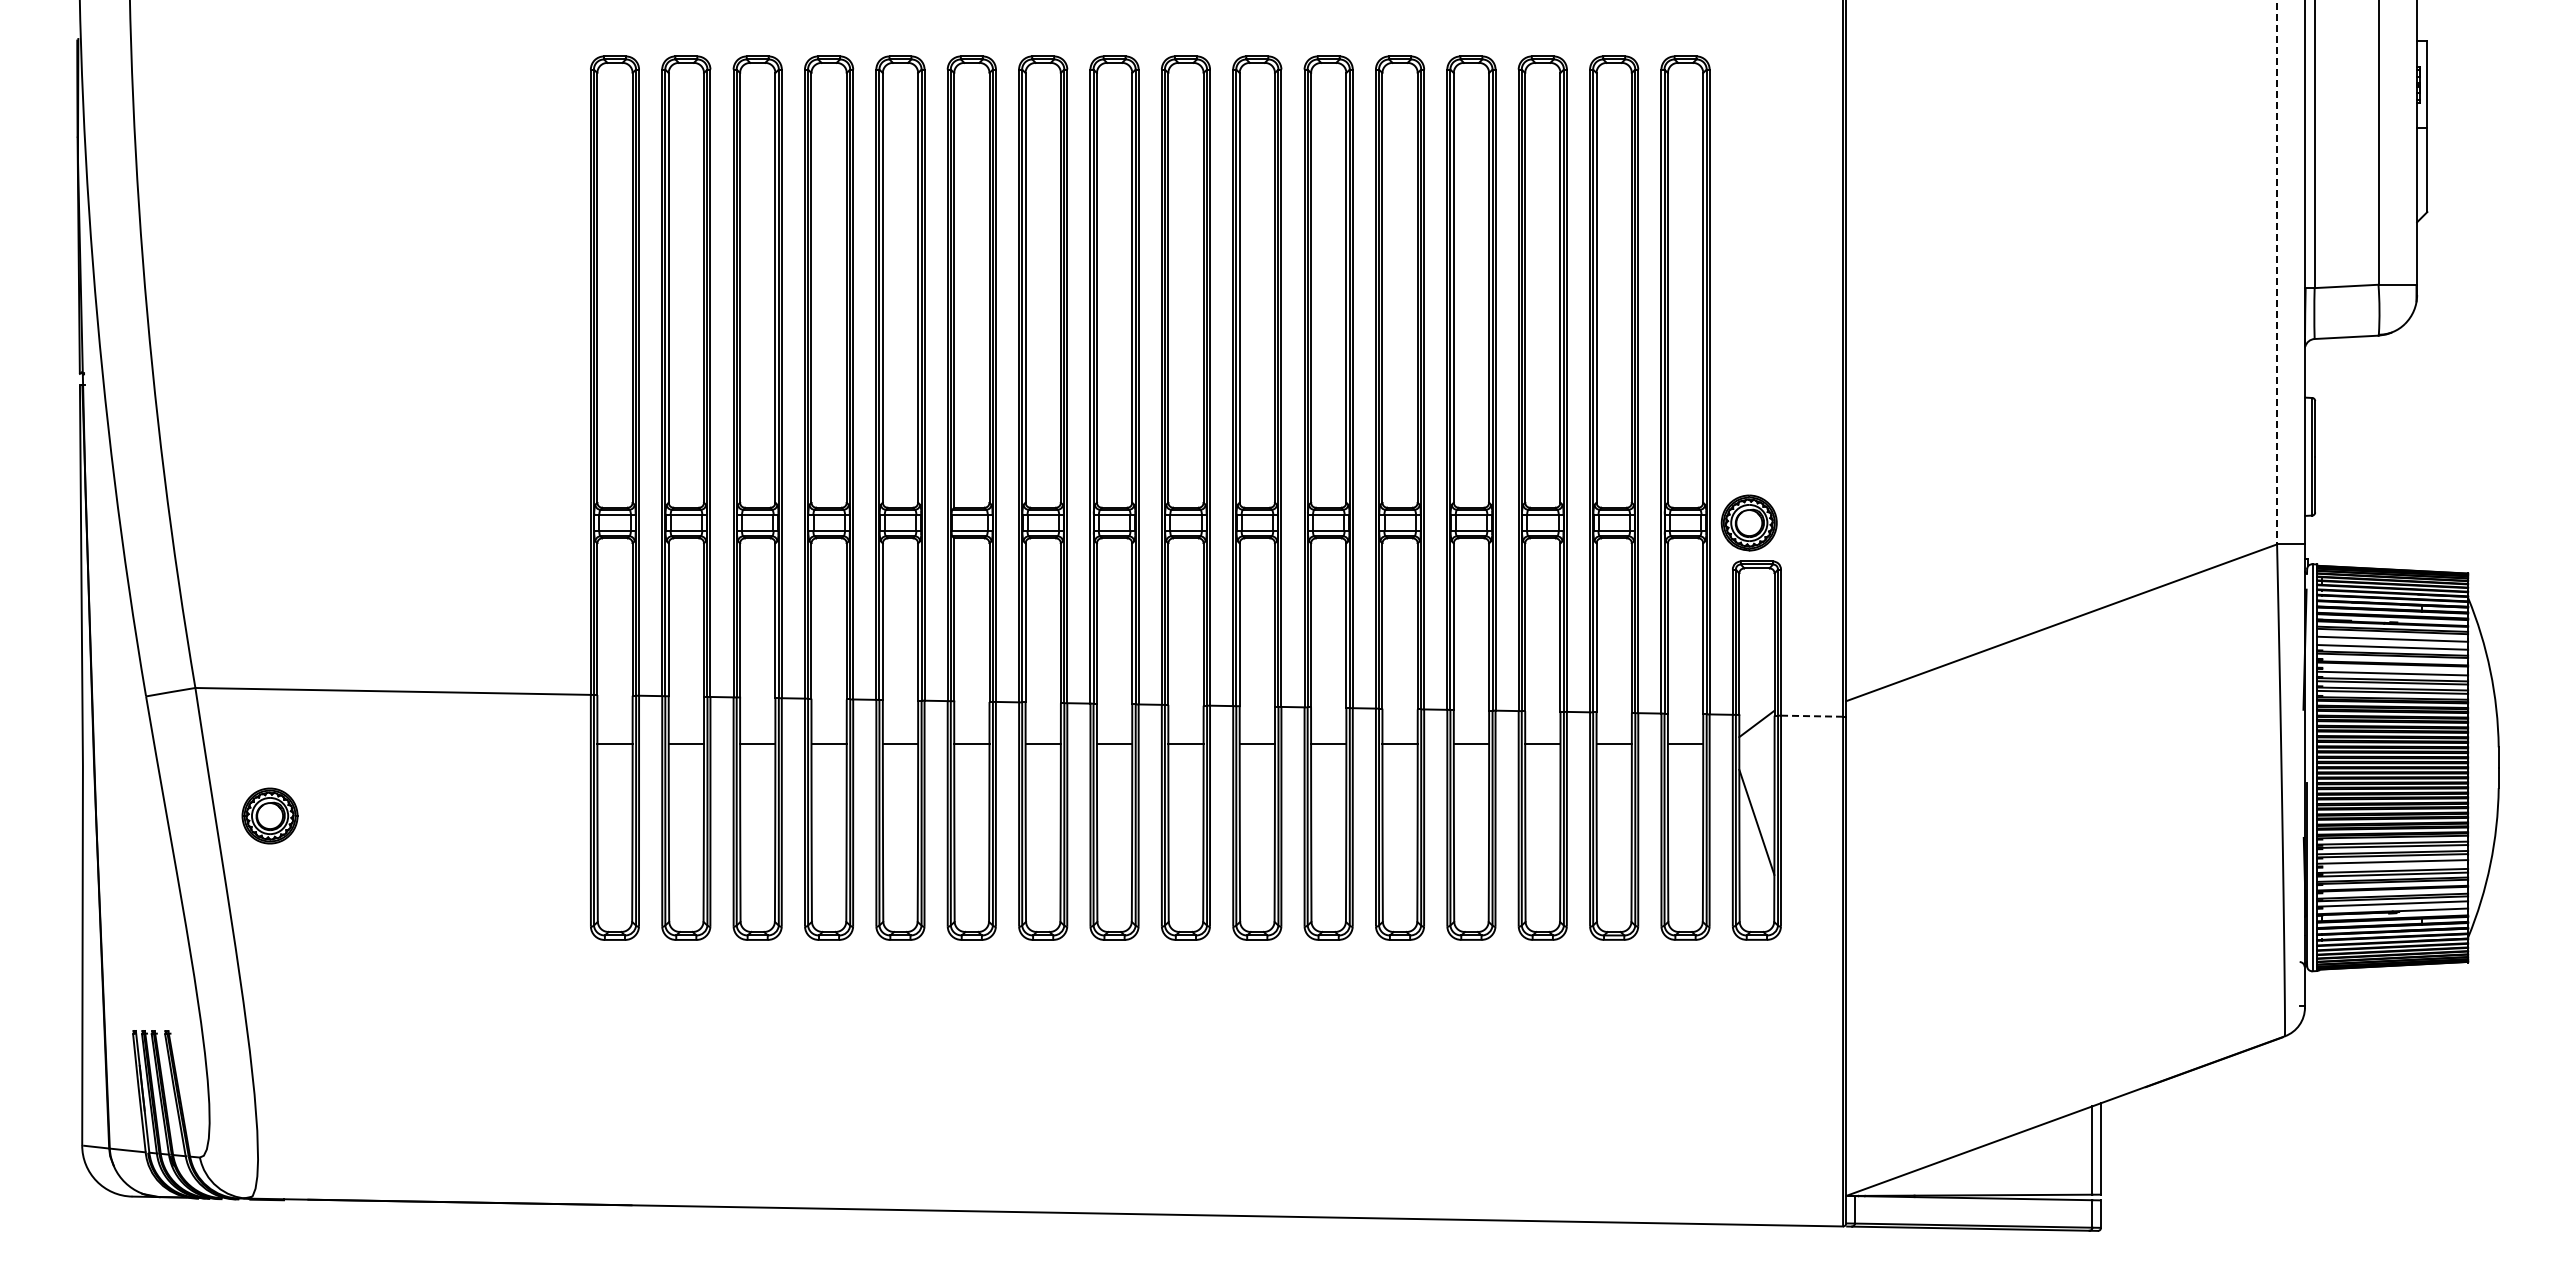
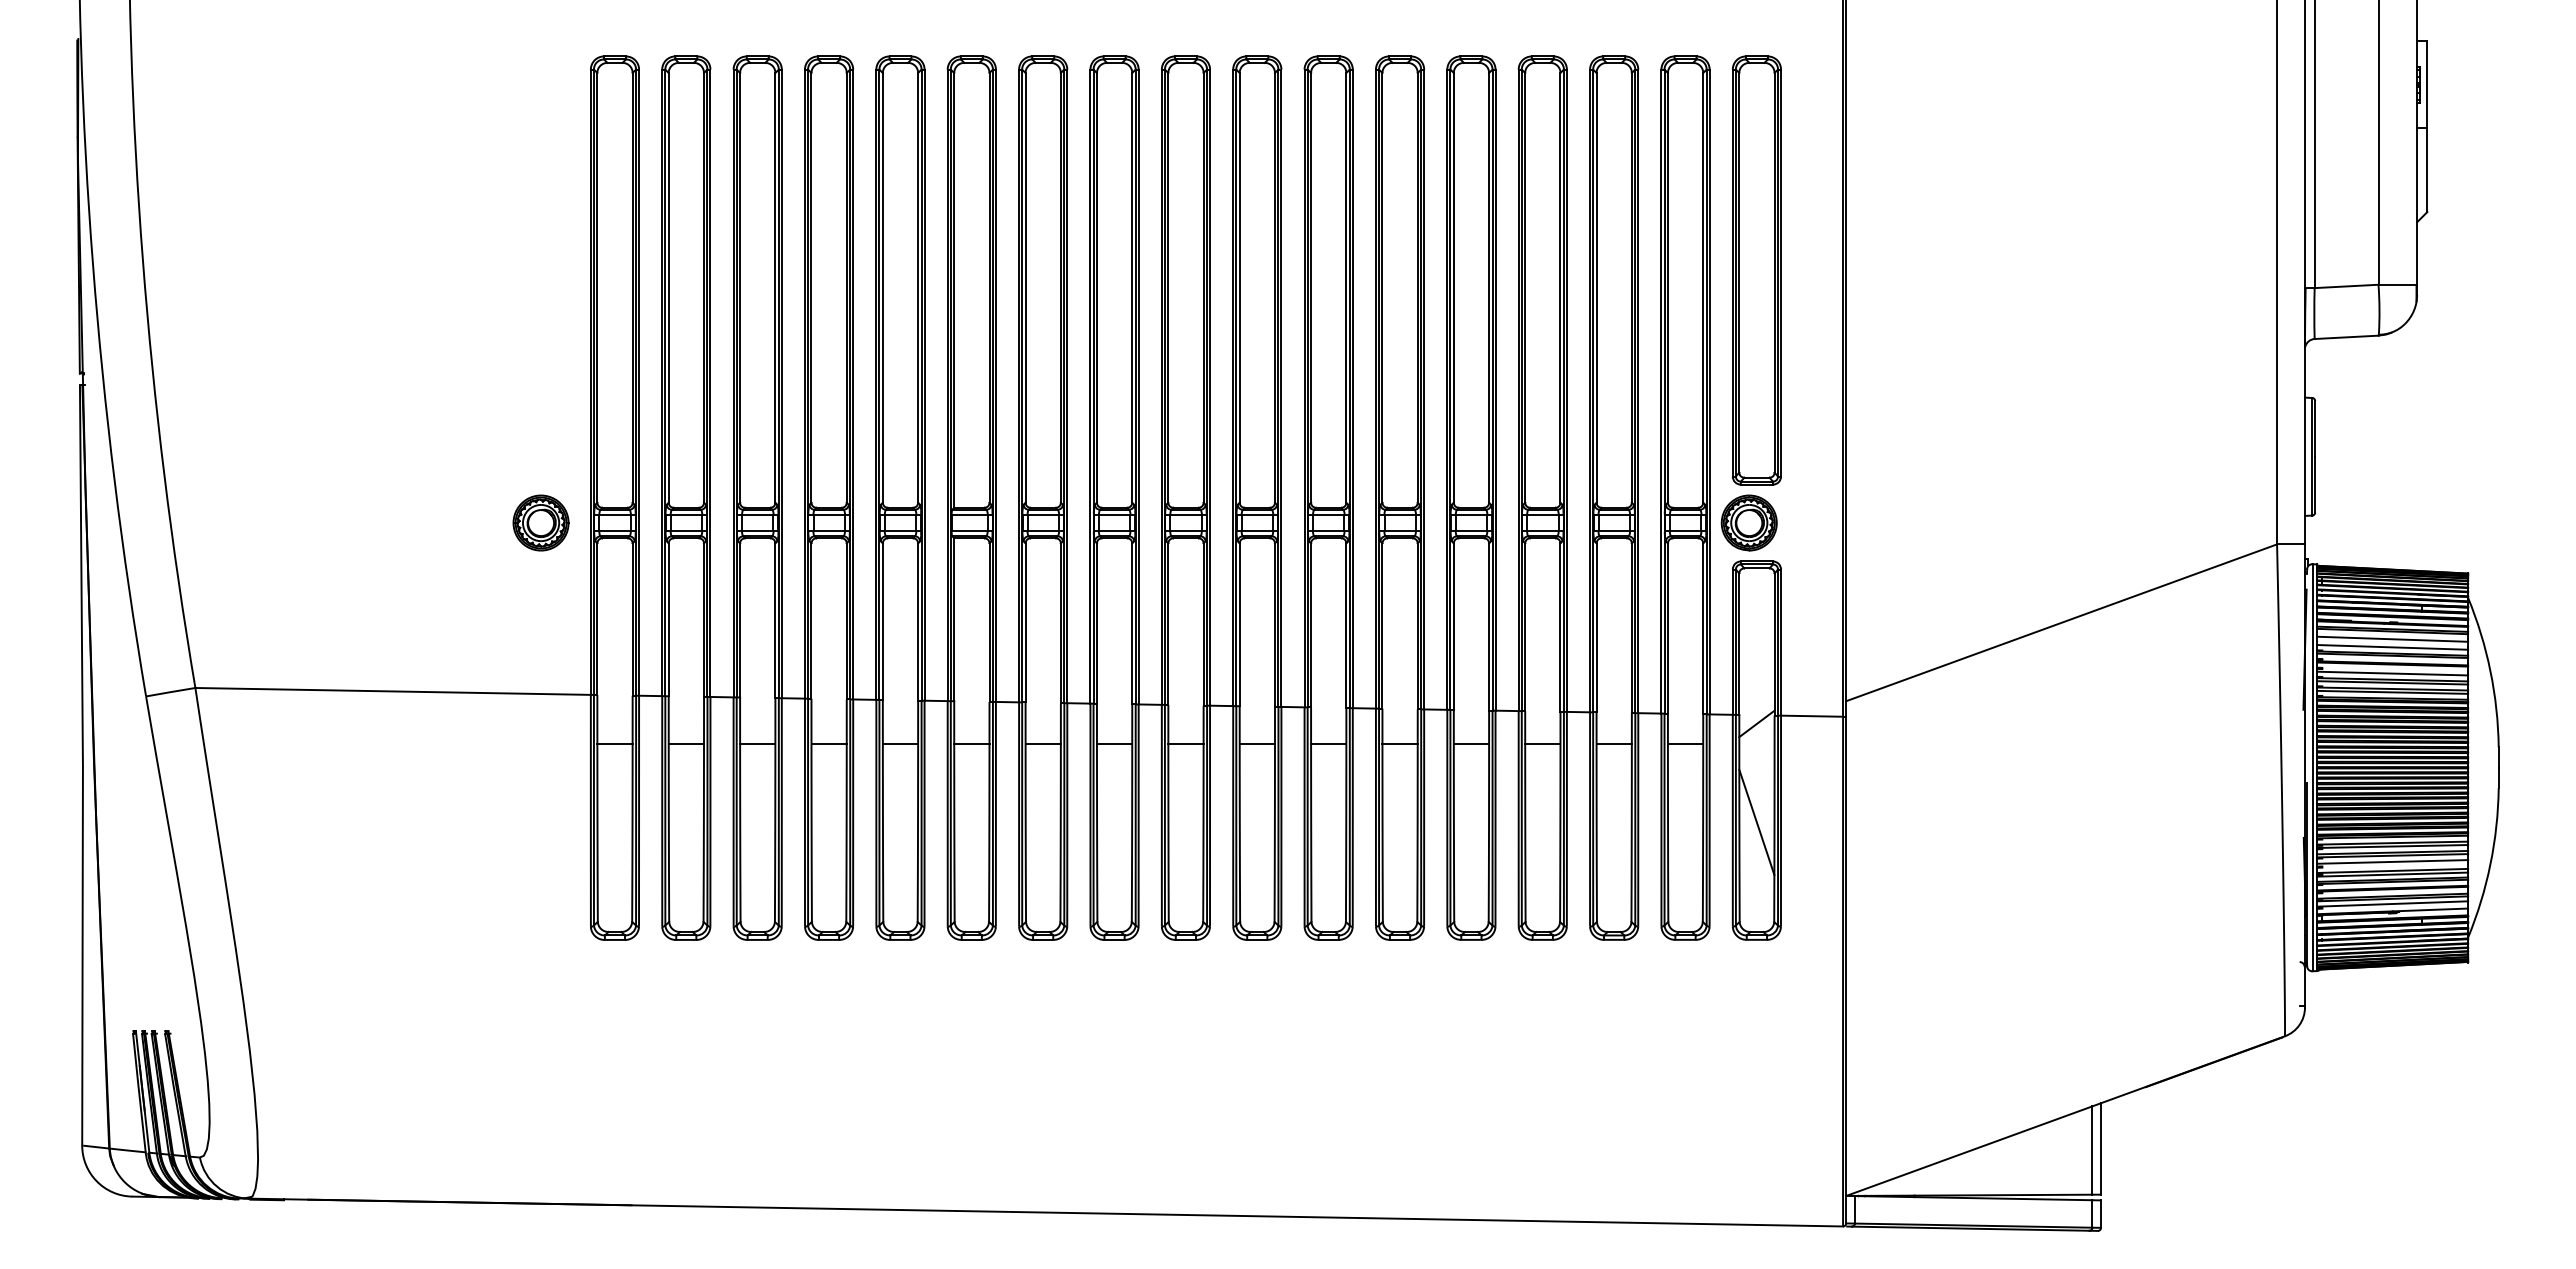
part: none -> present (1756, 270)
line: dashed -> solid (2277, 272)
line: dashed -> solid (1812, 716)
part position: (269, 815) -> (540, 522) (540, 522)
